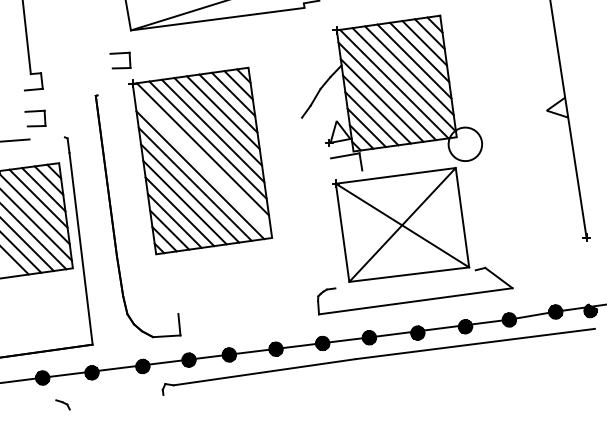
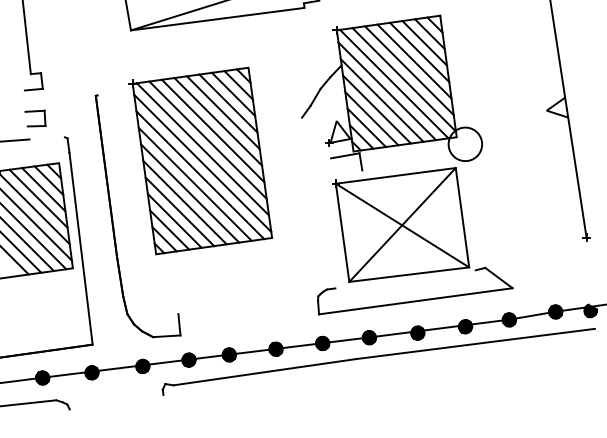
part: present -> none (120, 60)
line: none -> present (202, 162)
line: none -> present (29, 403)
